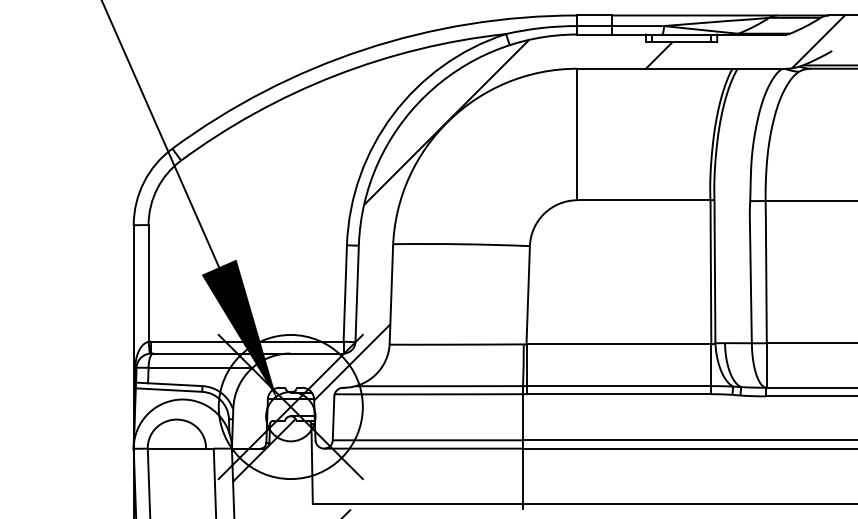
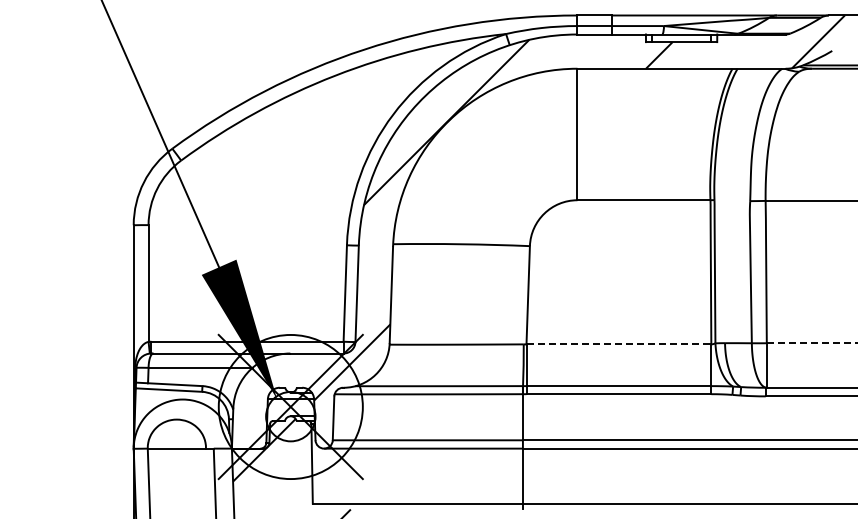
line: solid -> dashed (812, 343)
line: solid -> dashed (619, 344)
